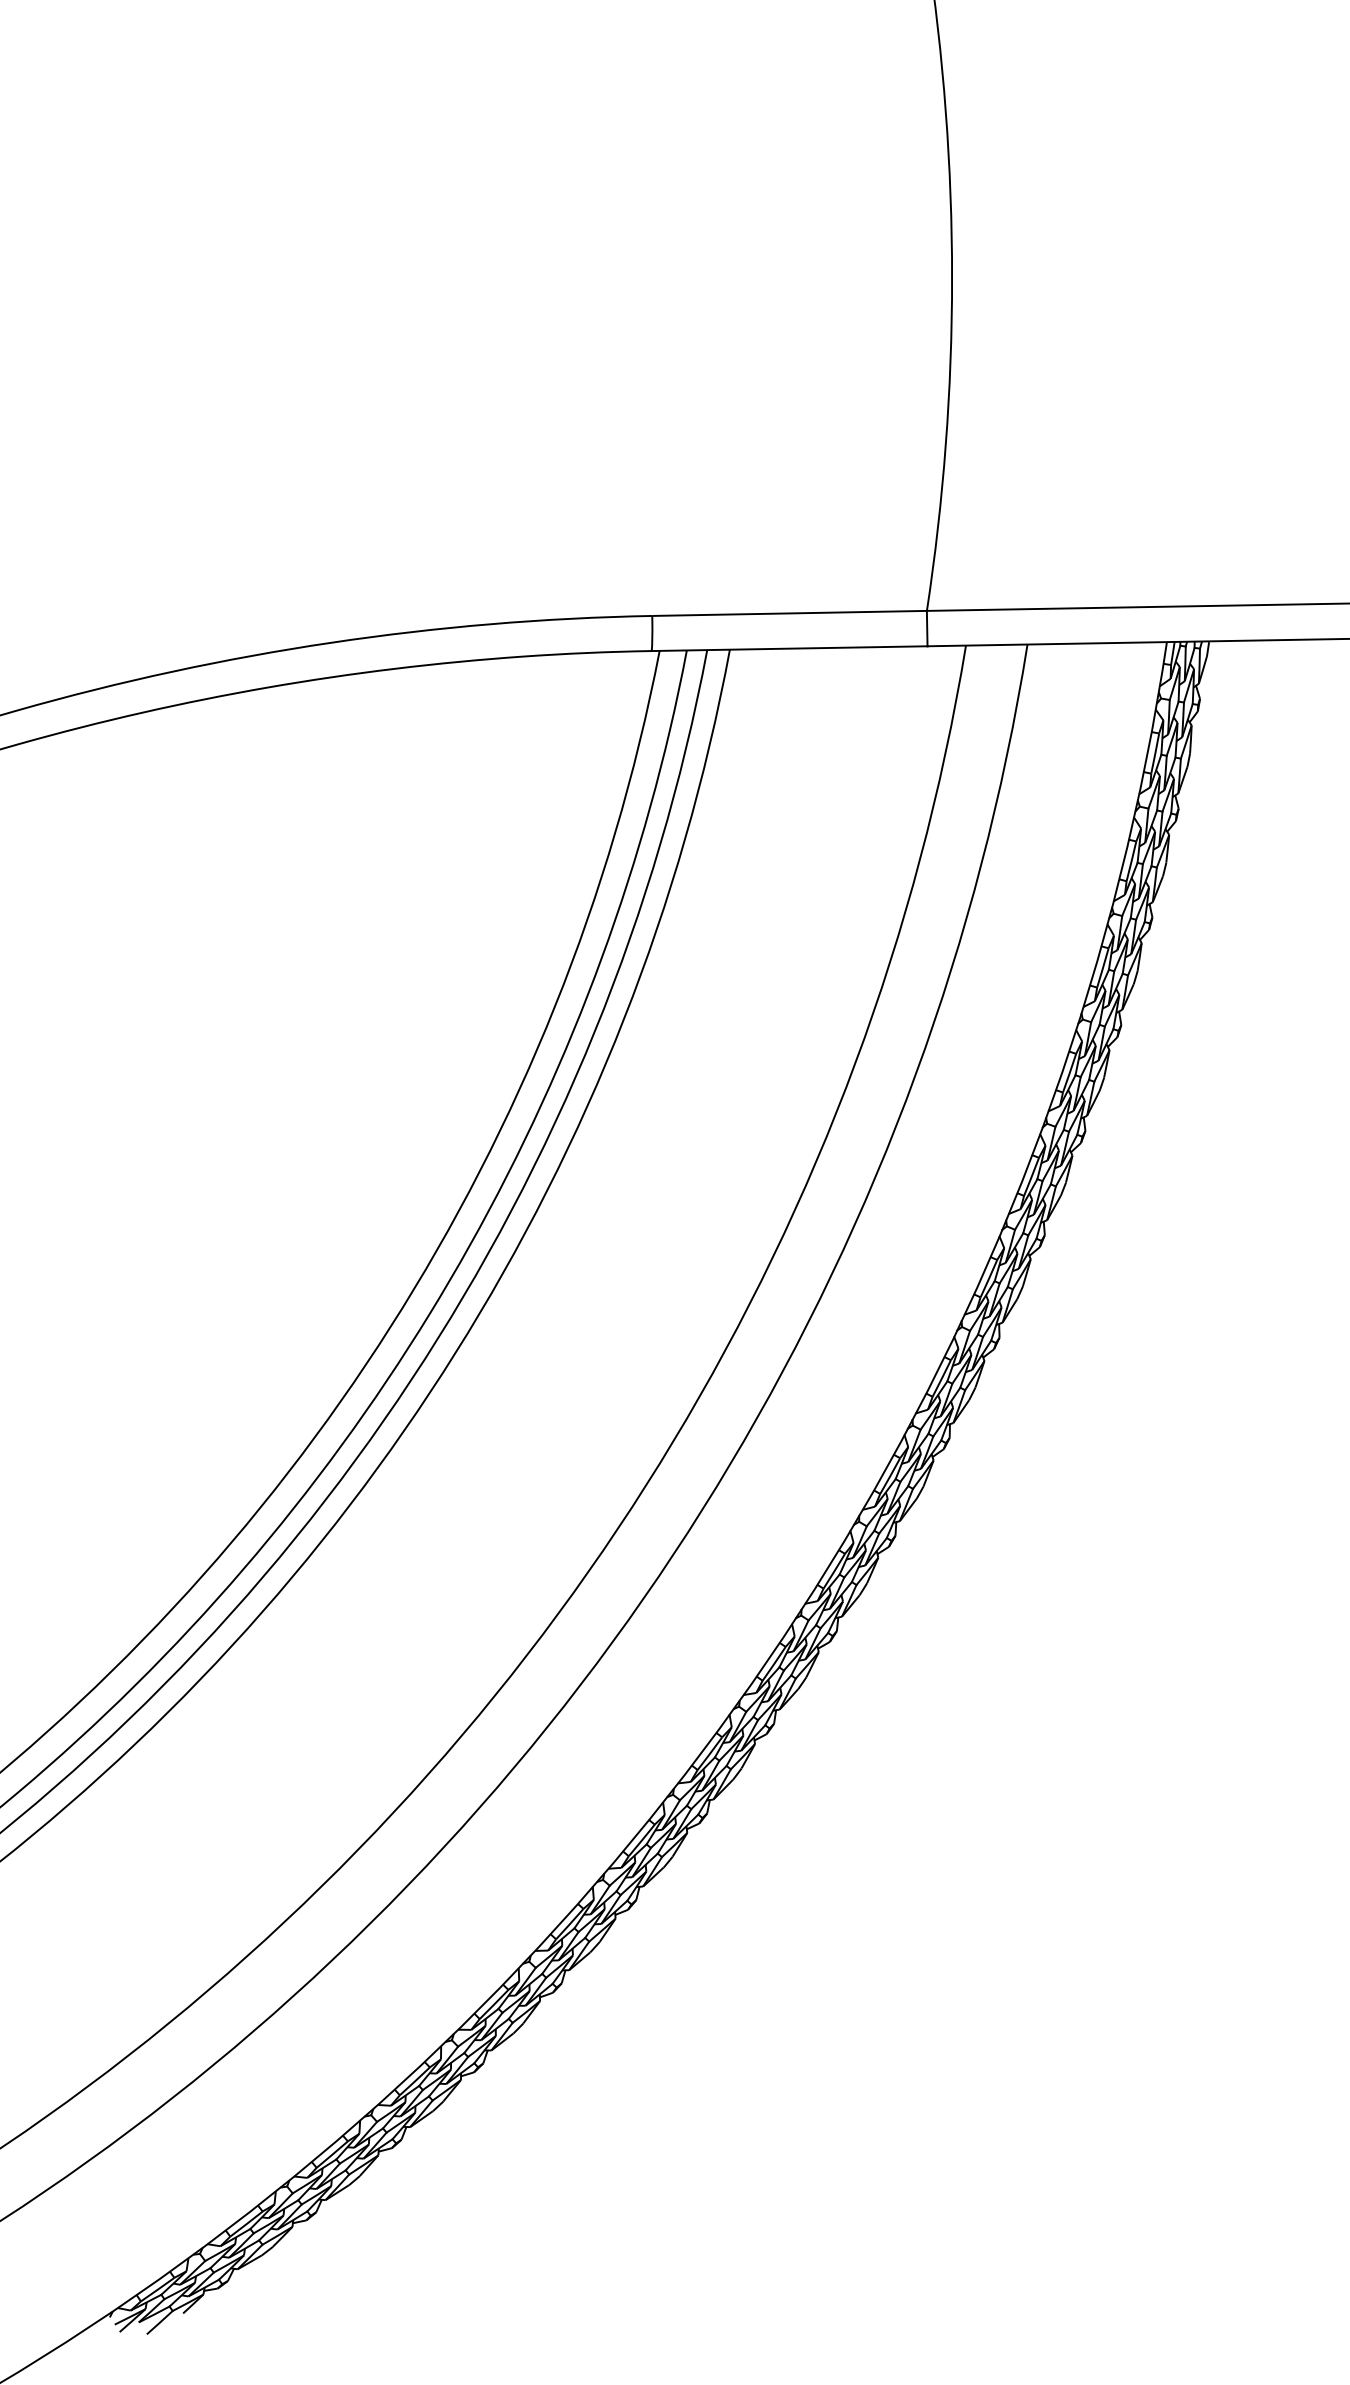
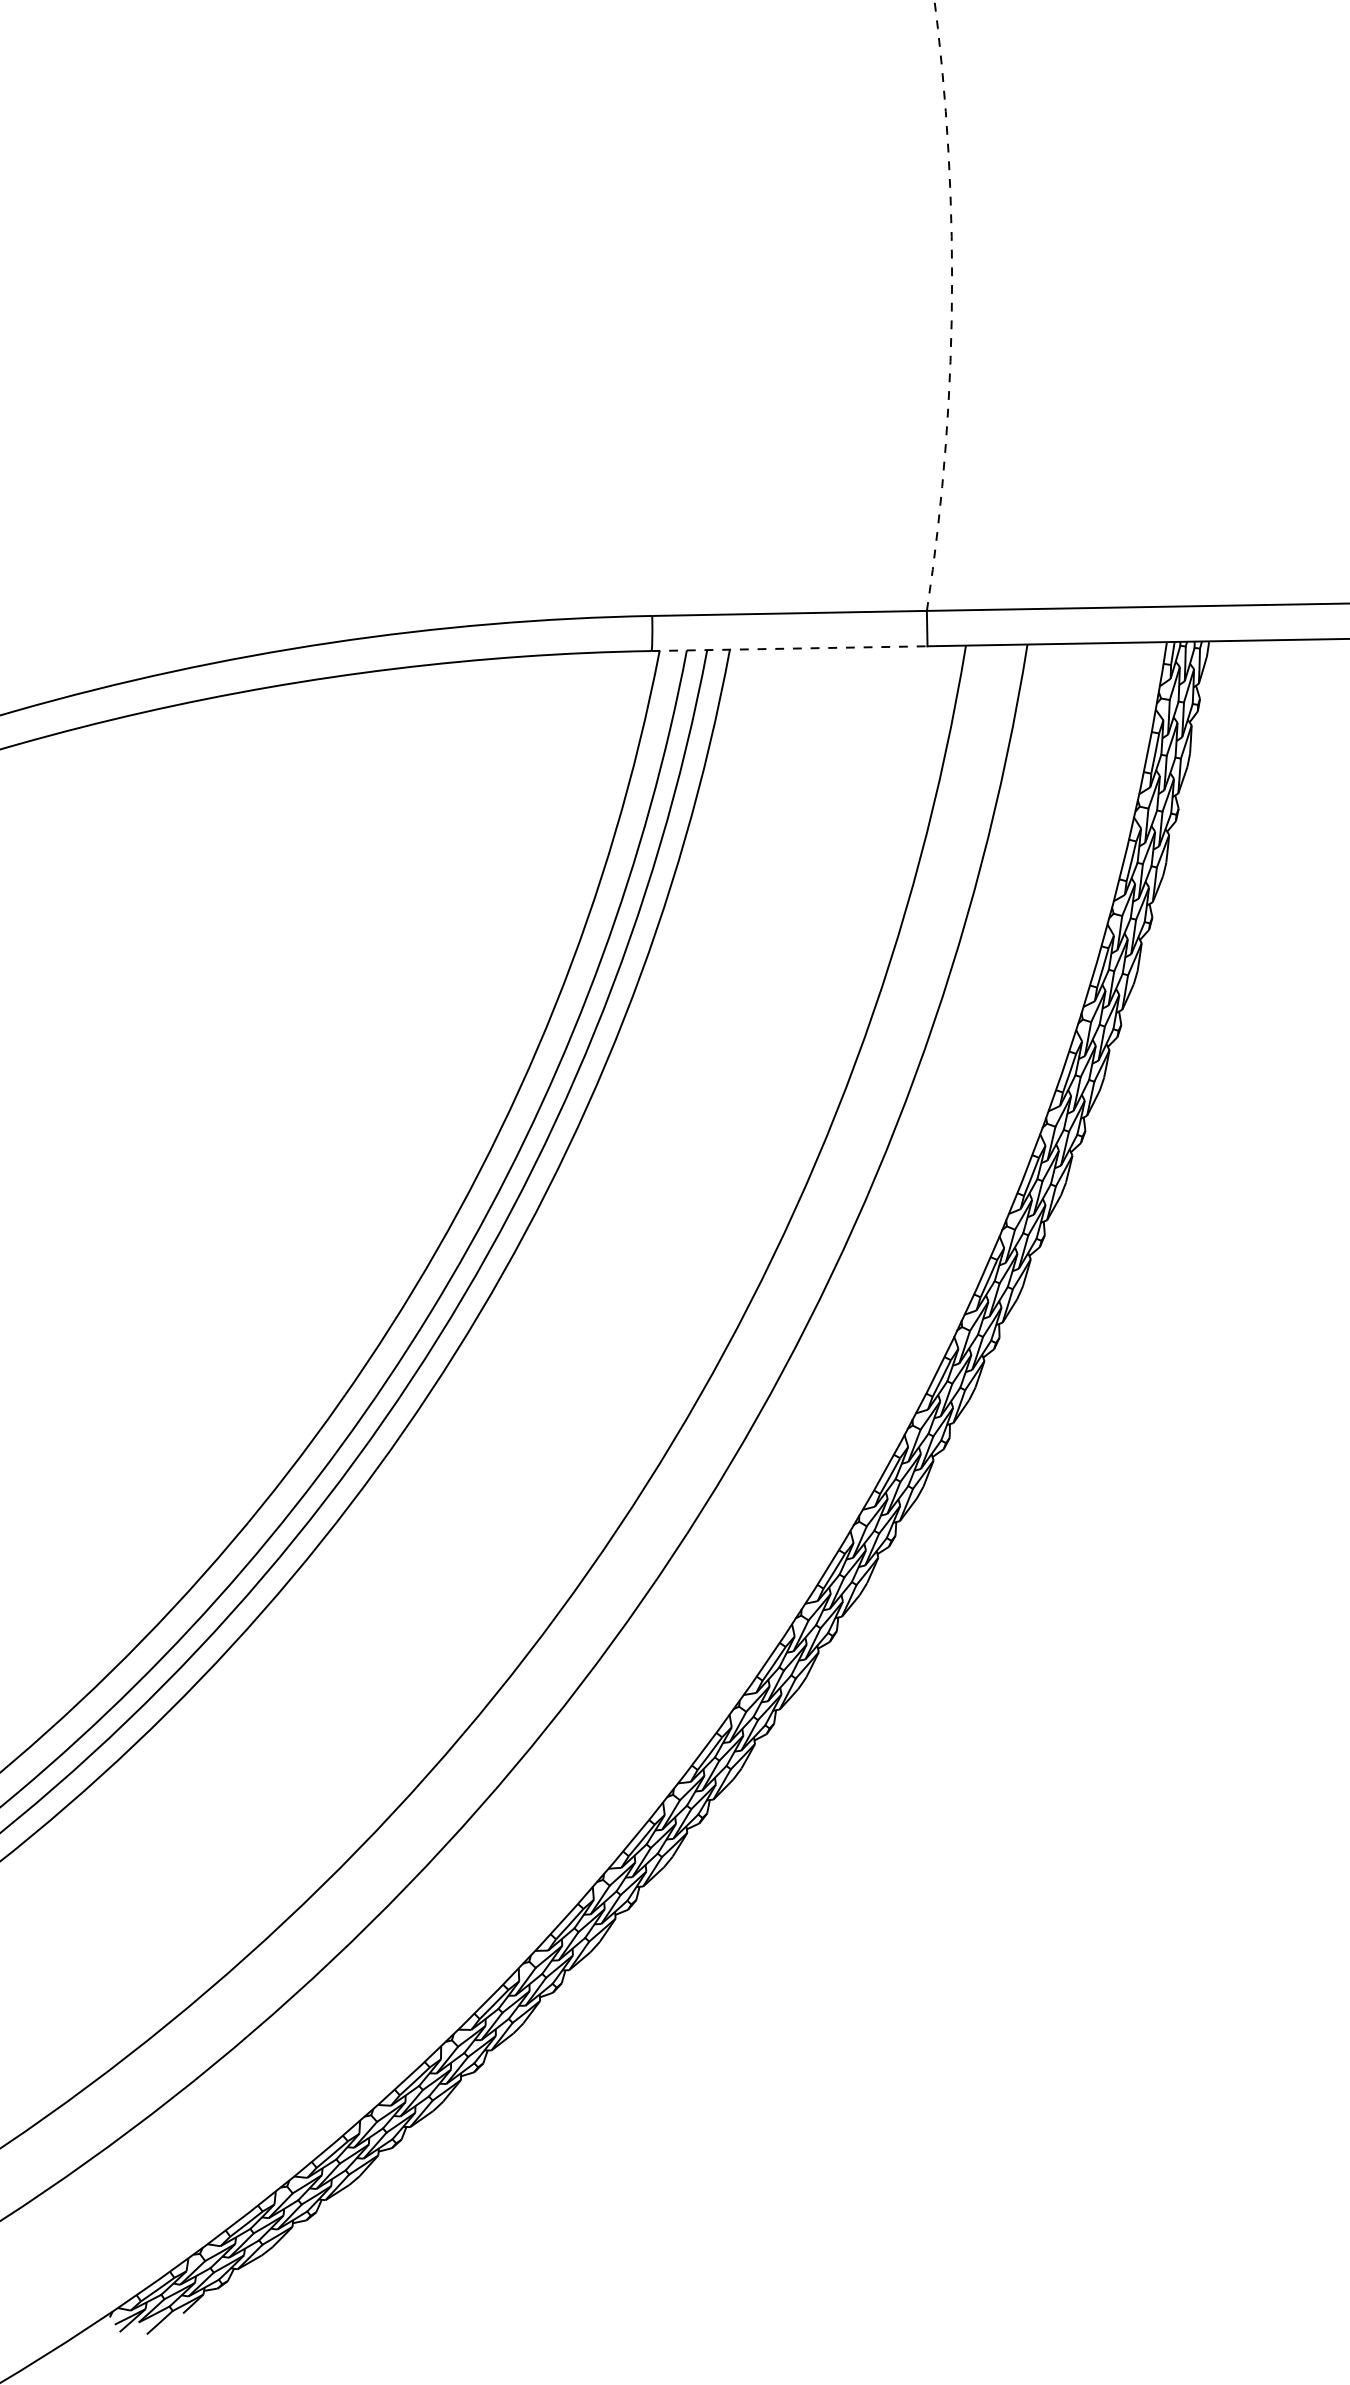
arc: solid -> dashed (951, 306)
line: solid -> dashed (790, 648)
